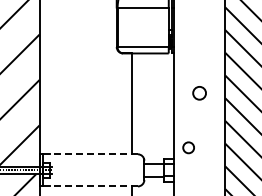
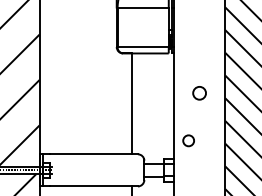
circle position: (188, 147) -> (188, 140) (188, 140)
line: dashed -> solid (93, 154)
line: dashed -> solid (93, 186)
